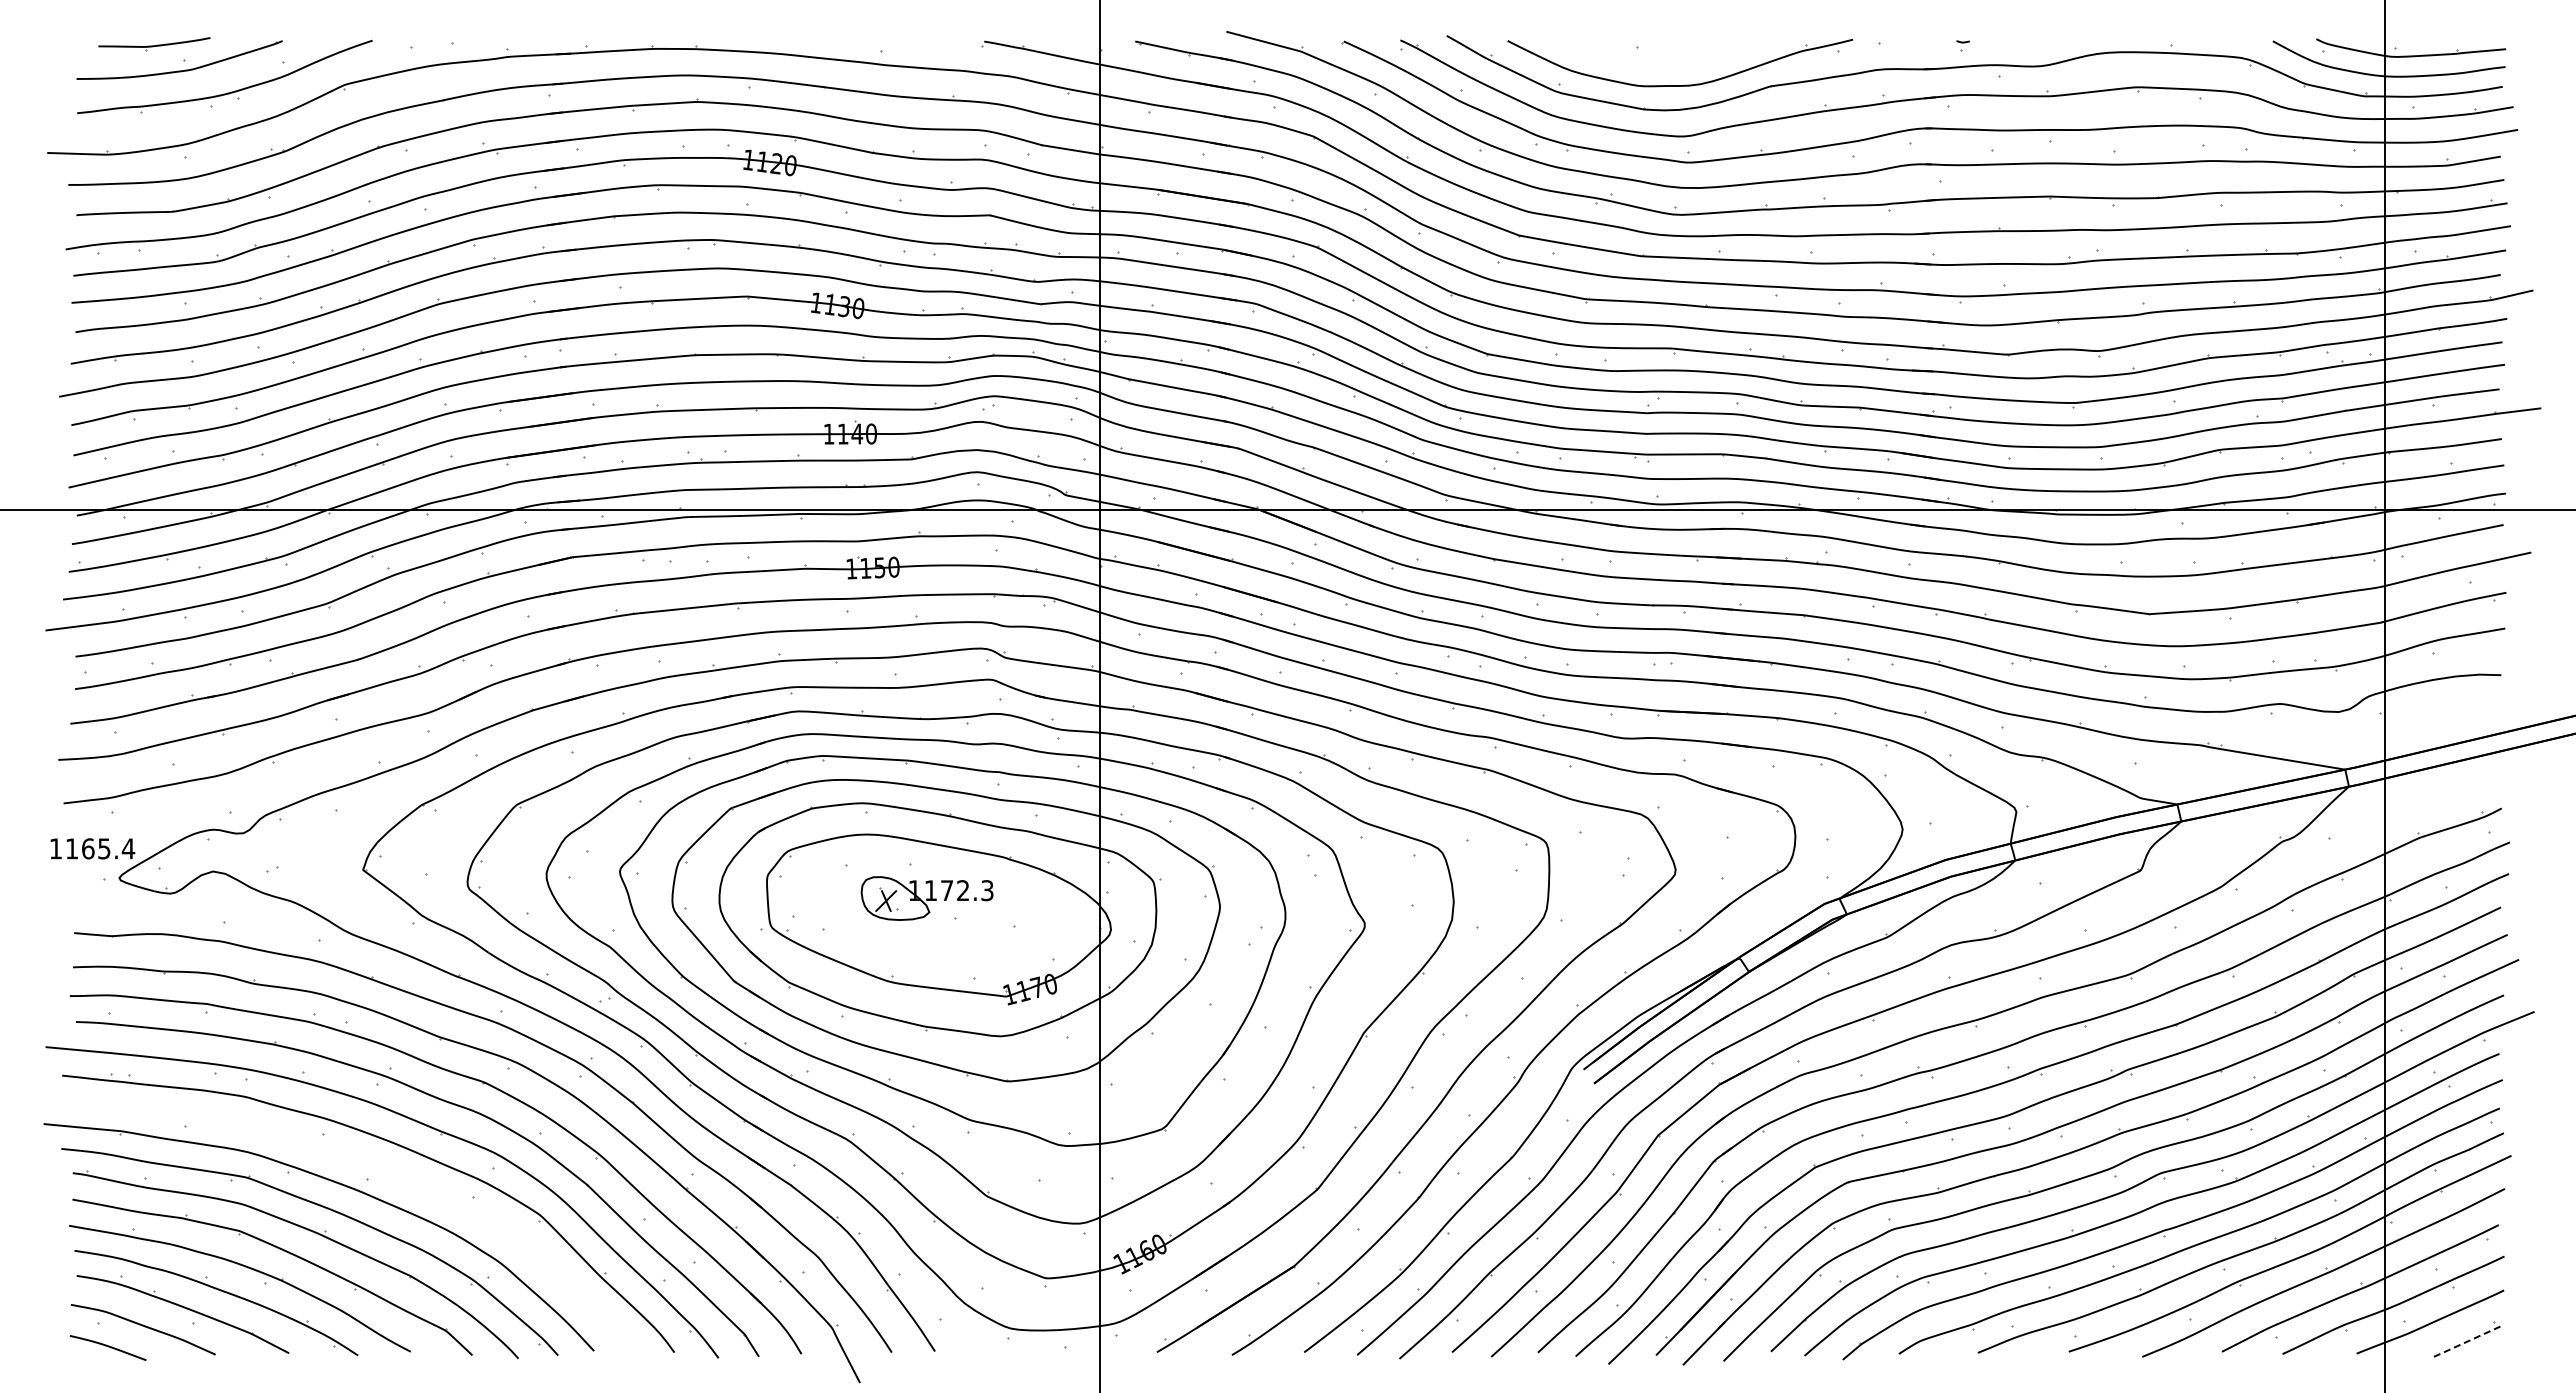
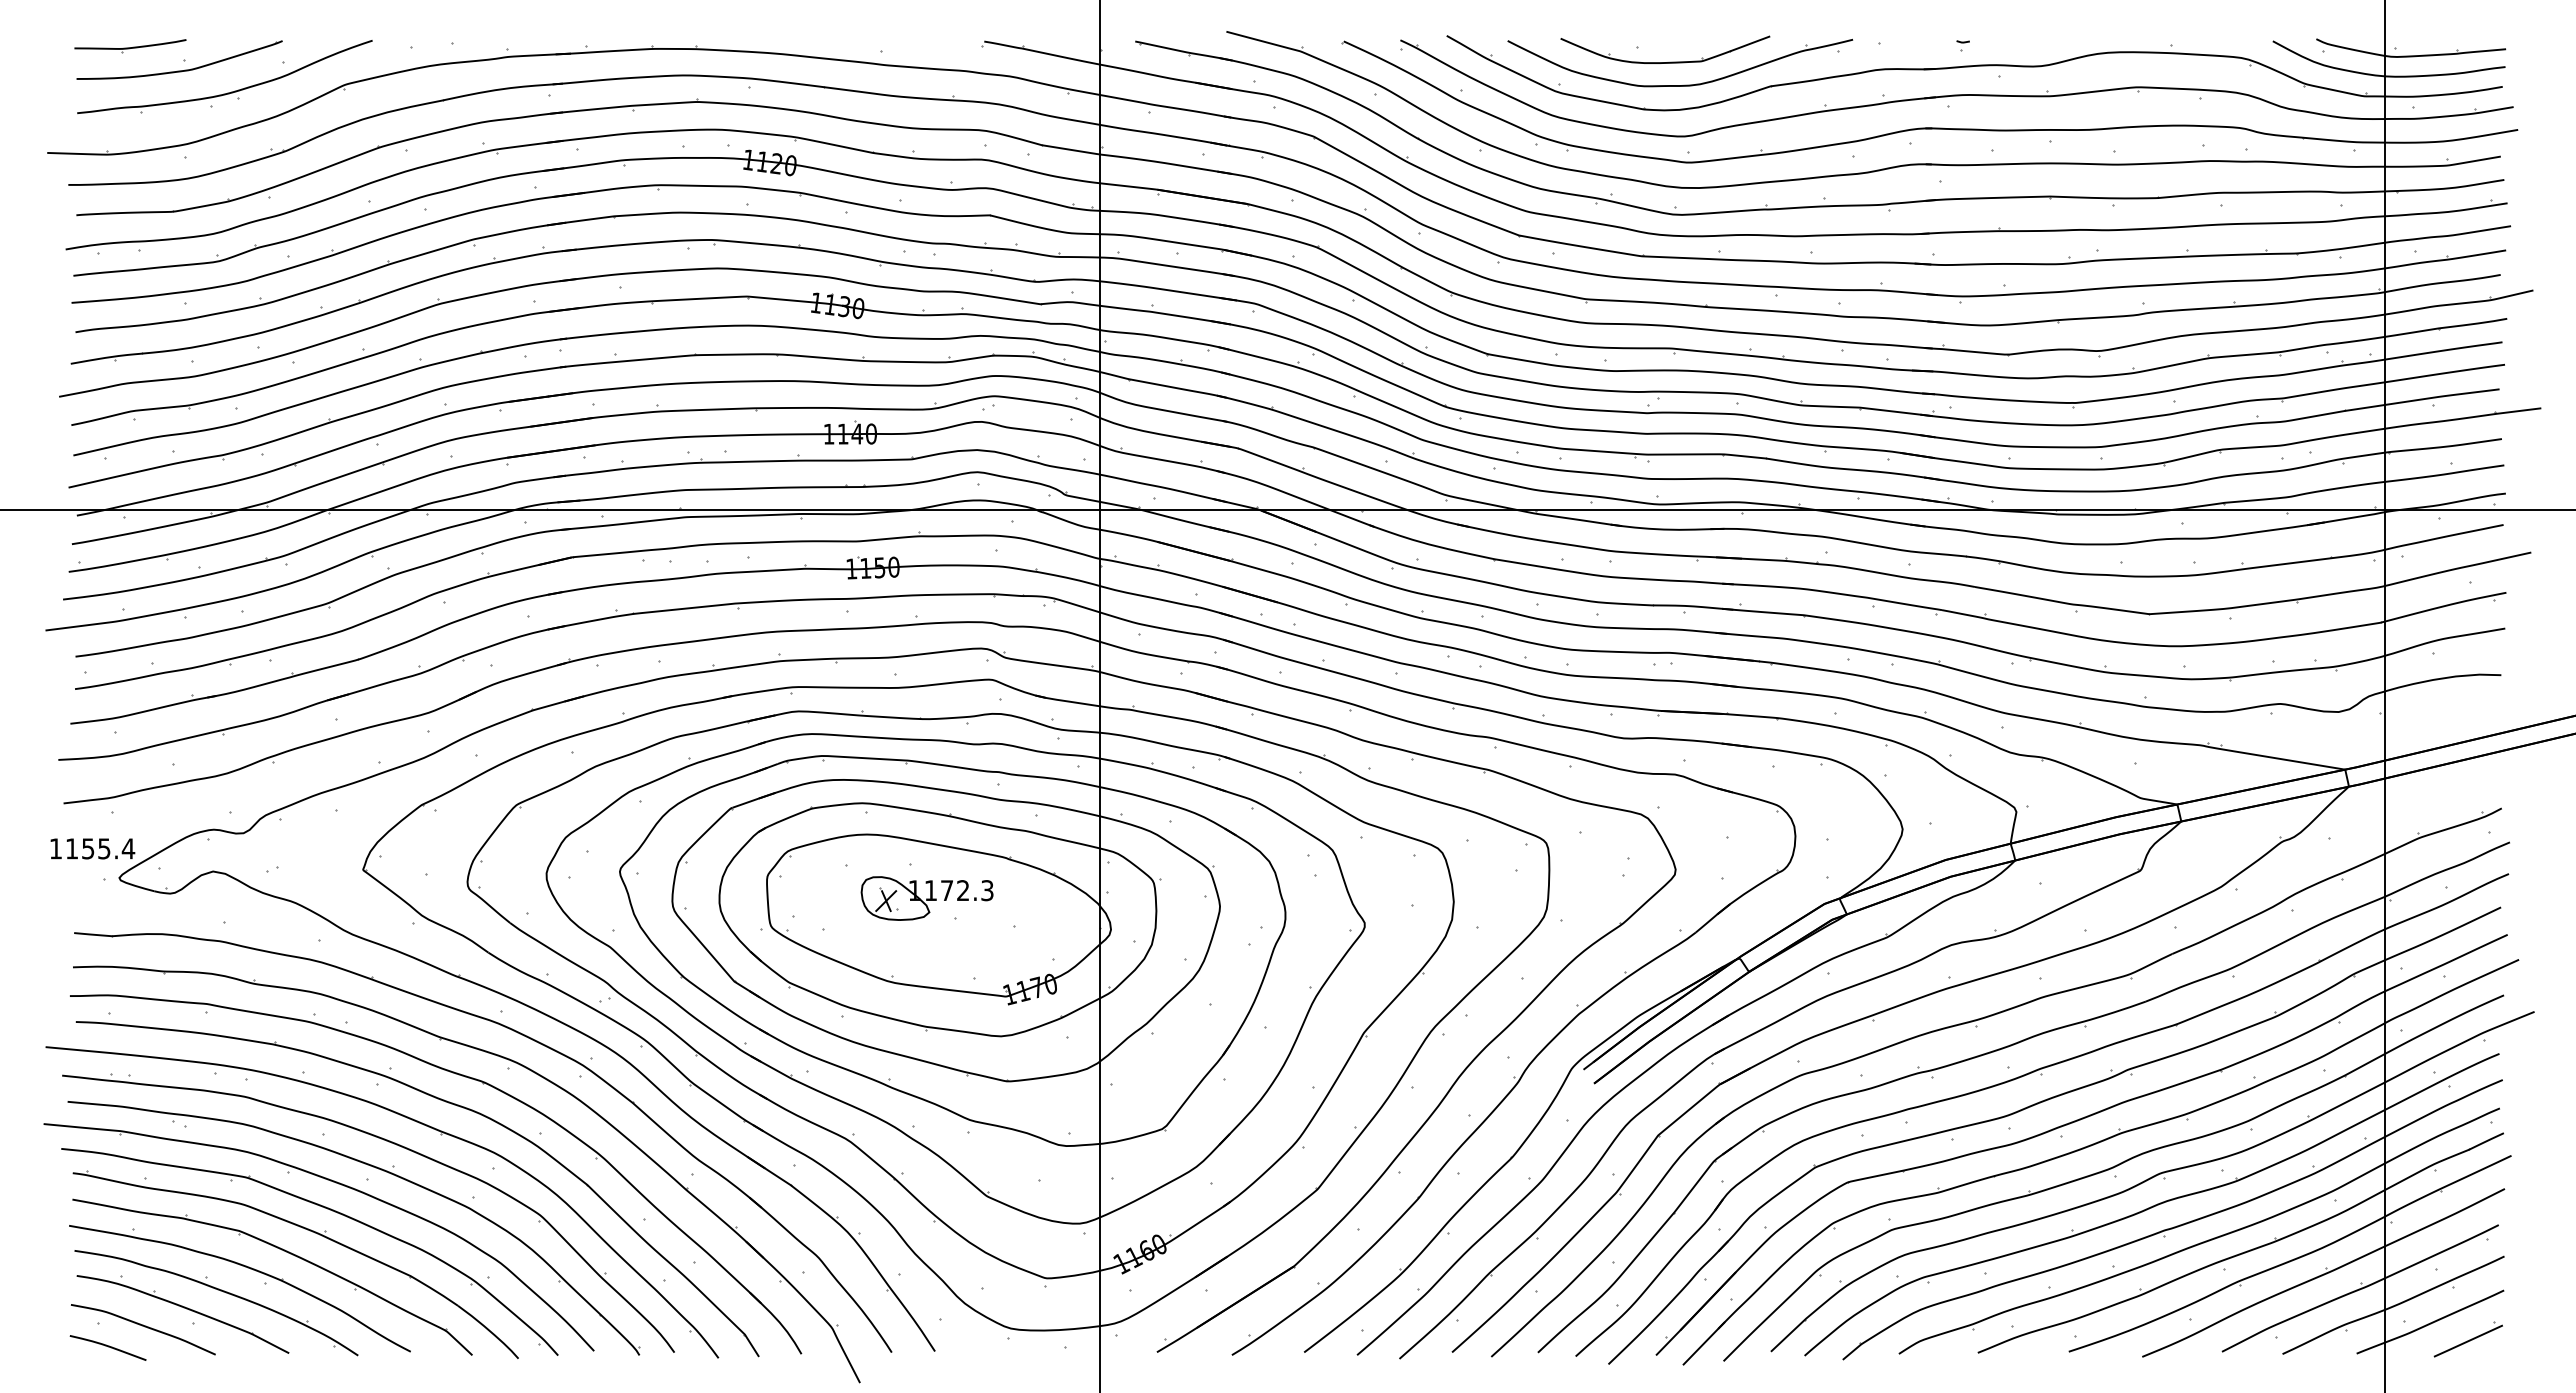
part position: (154, 44) -> (130, 46) (130, 46)
part: none -> present (1669, 61)
text: 1165.4 -> 1155.4 (88, 848)
part: none -> present (375, 1168)
line: dashed -> solid (2467, 1341)
